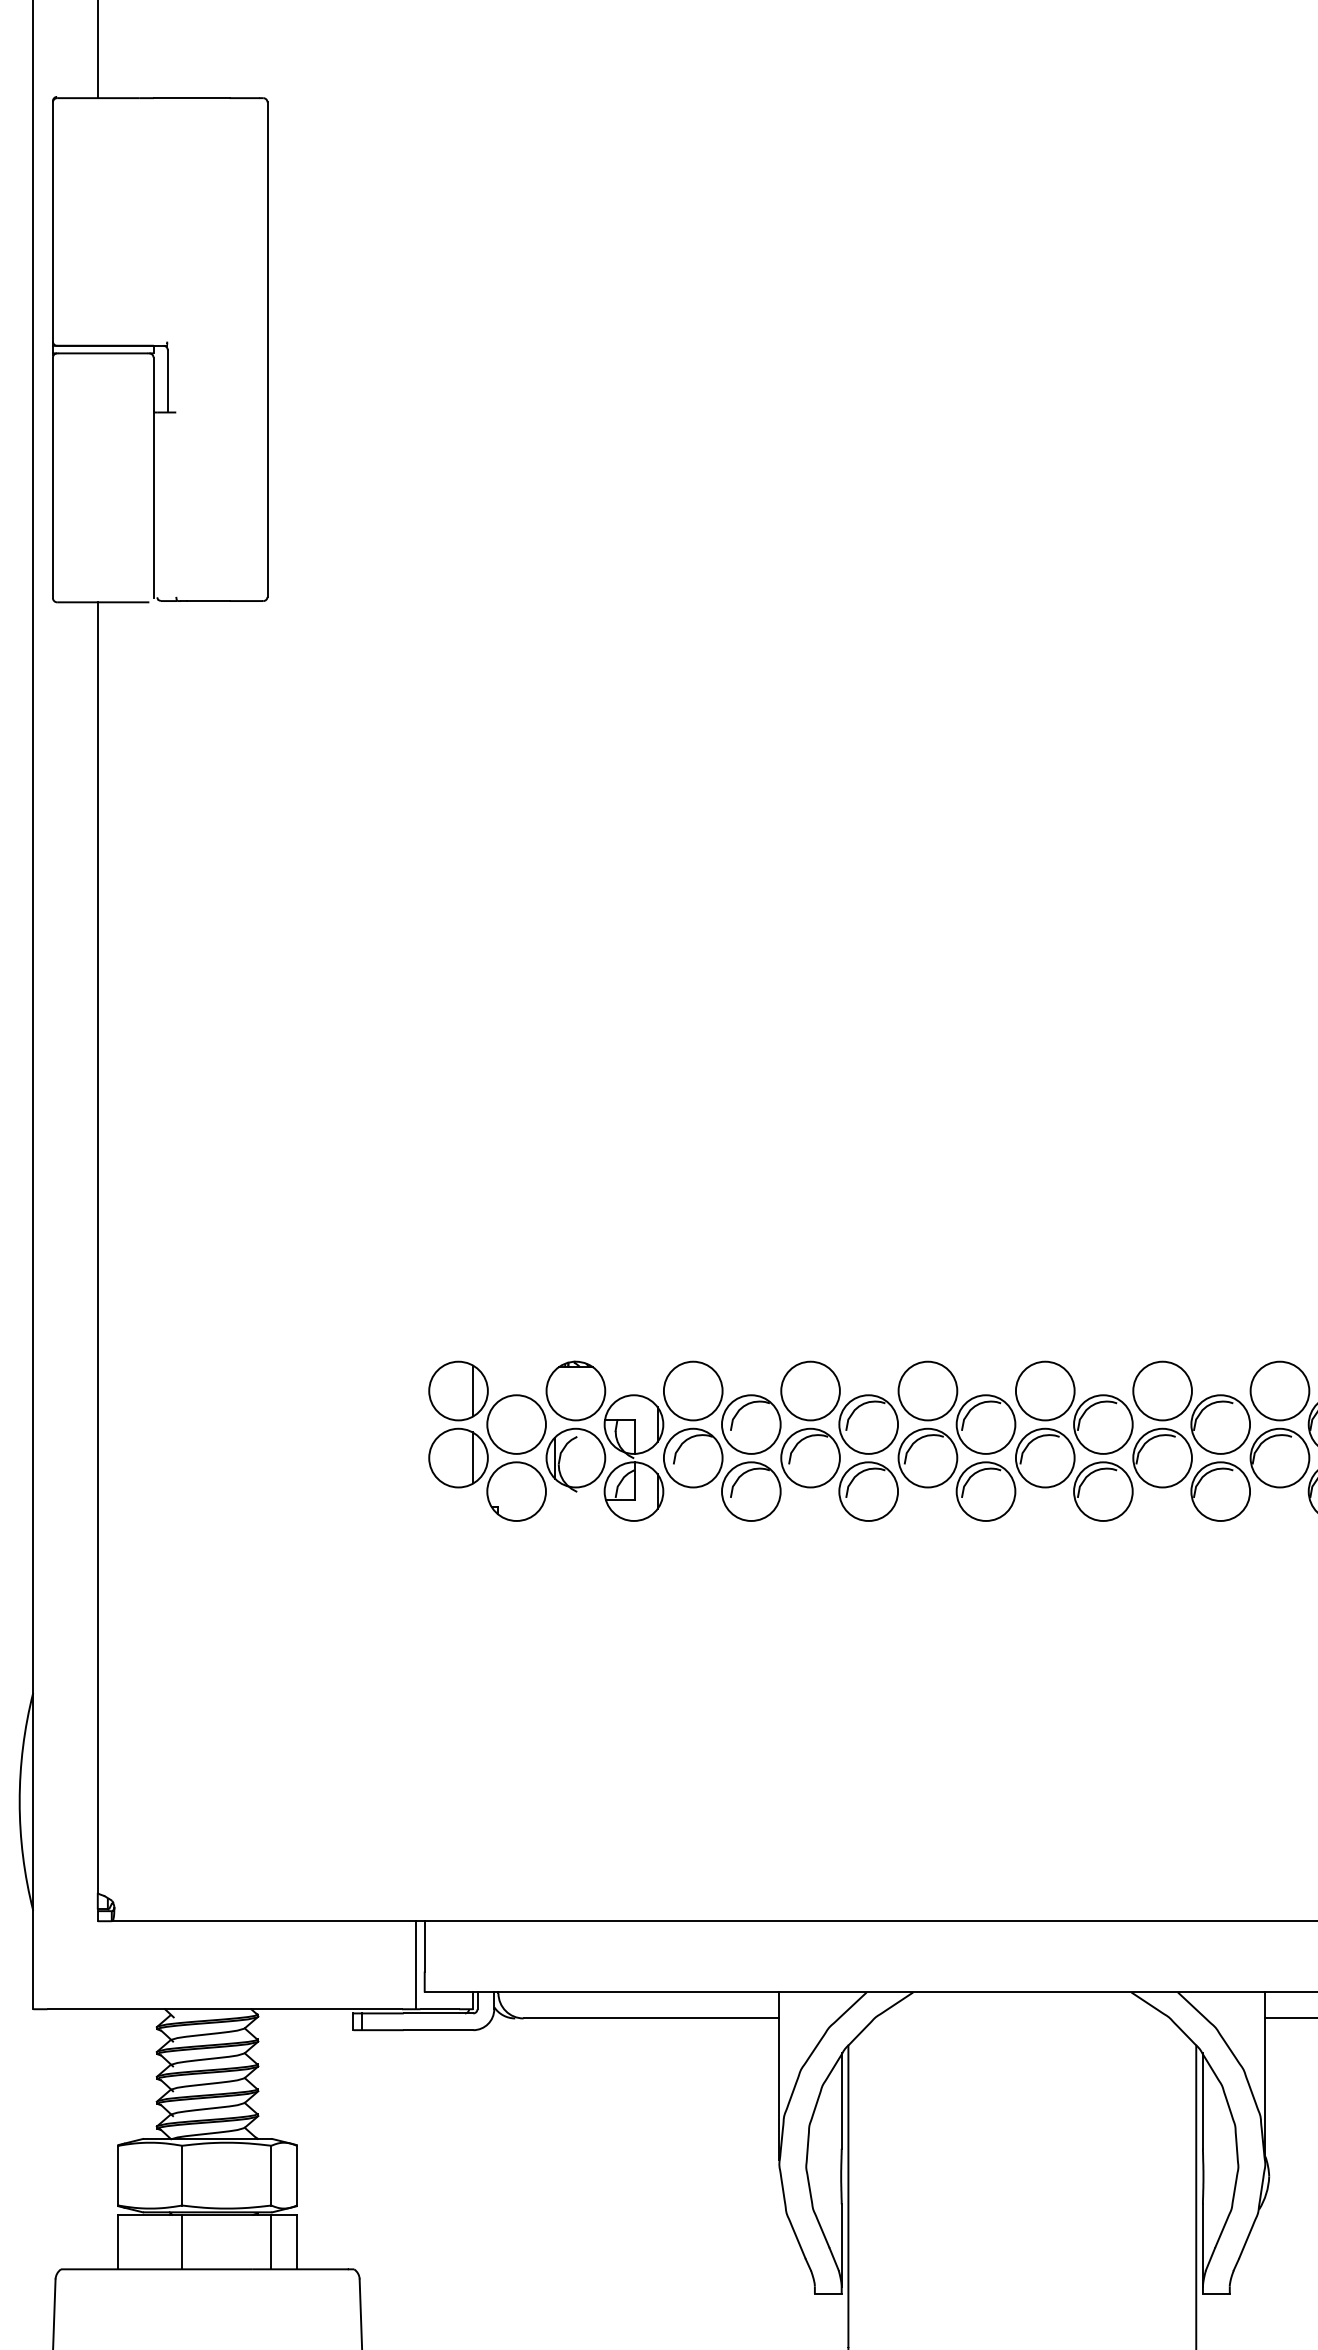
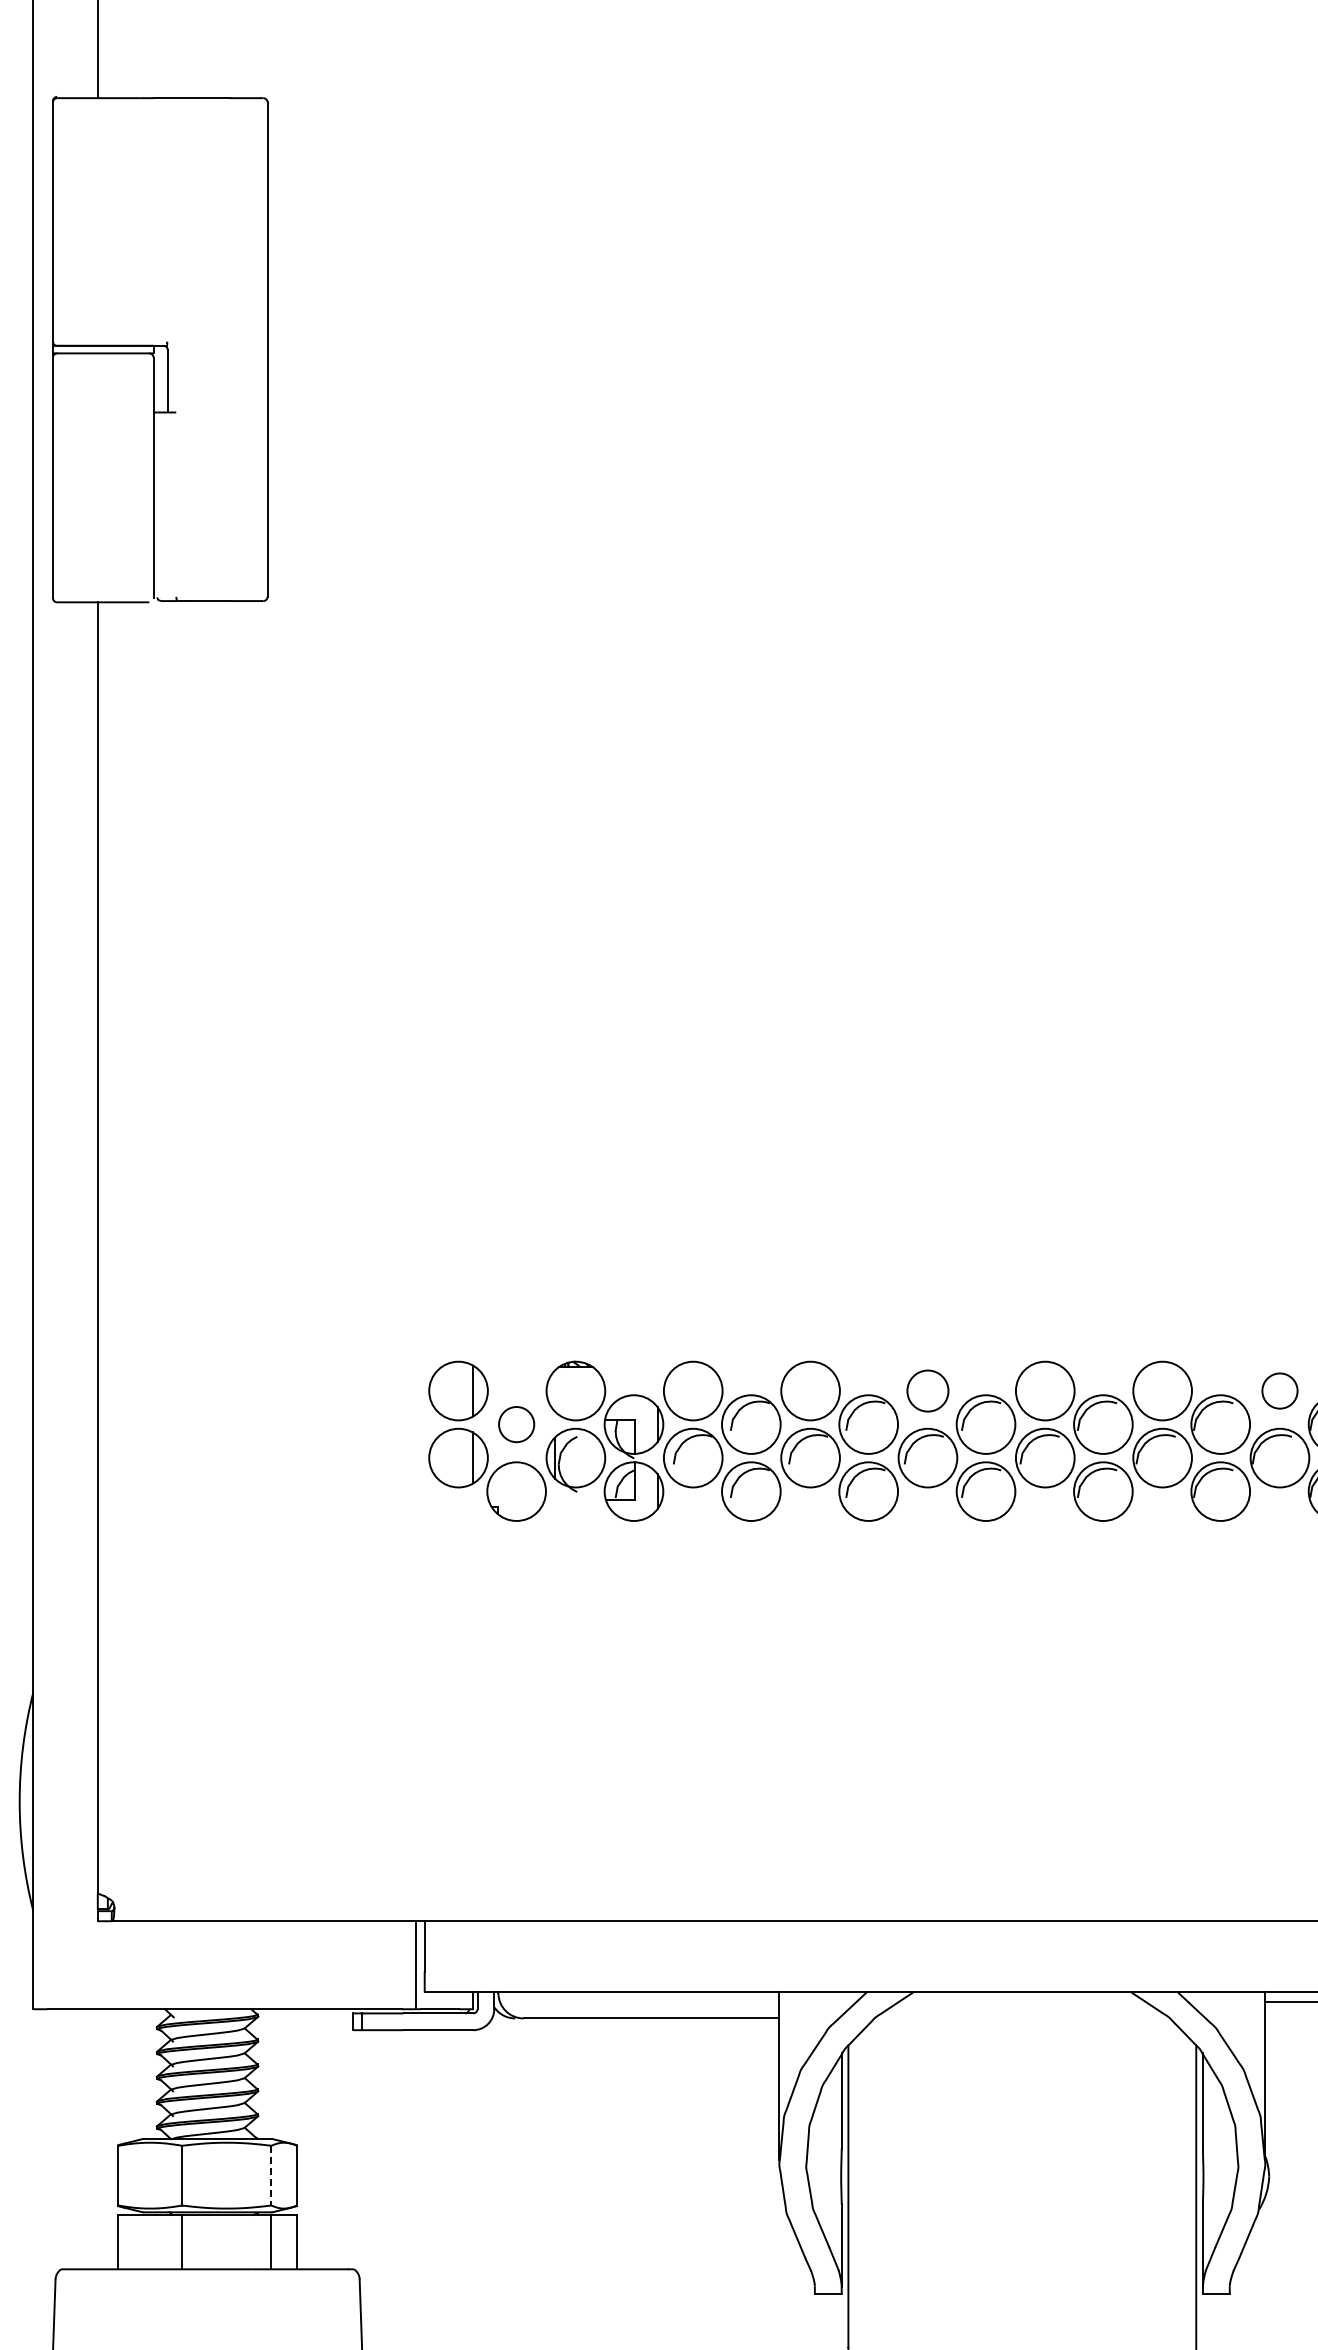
circle diameter: 59 px -> 41 px (927, 1390)
circle diameter: 59 px -> 35 px (1279, 1390)
circle diameter: 59 px -> 35 px (516, 1424)
line position: (1289, 2018) -> (1289, 2002) (1289, 2002)
line: solid -> dashed (271, 2175)
